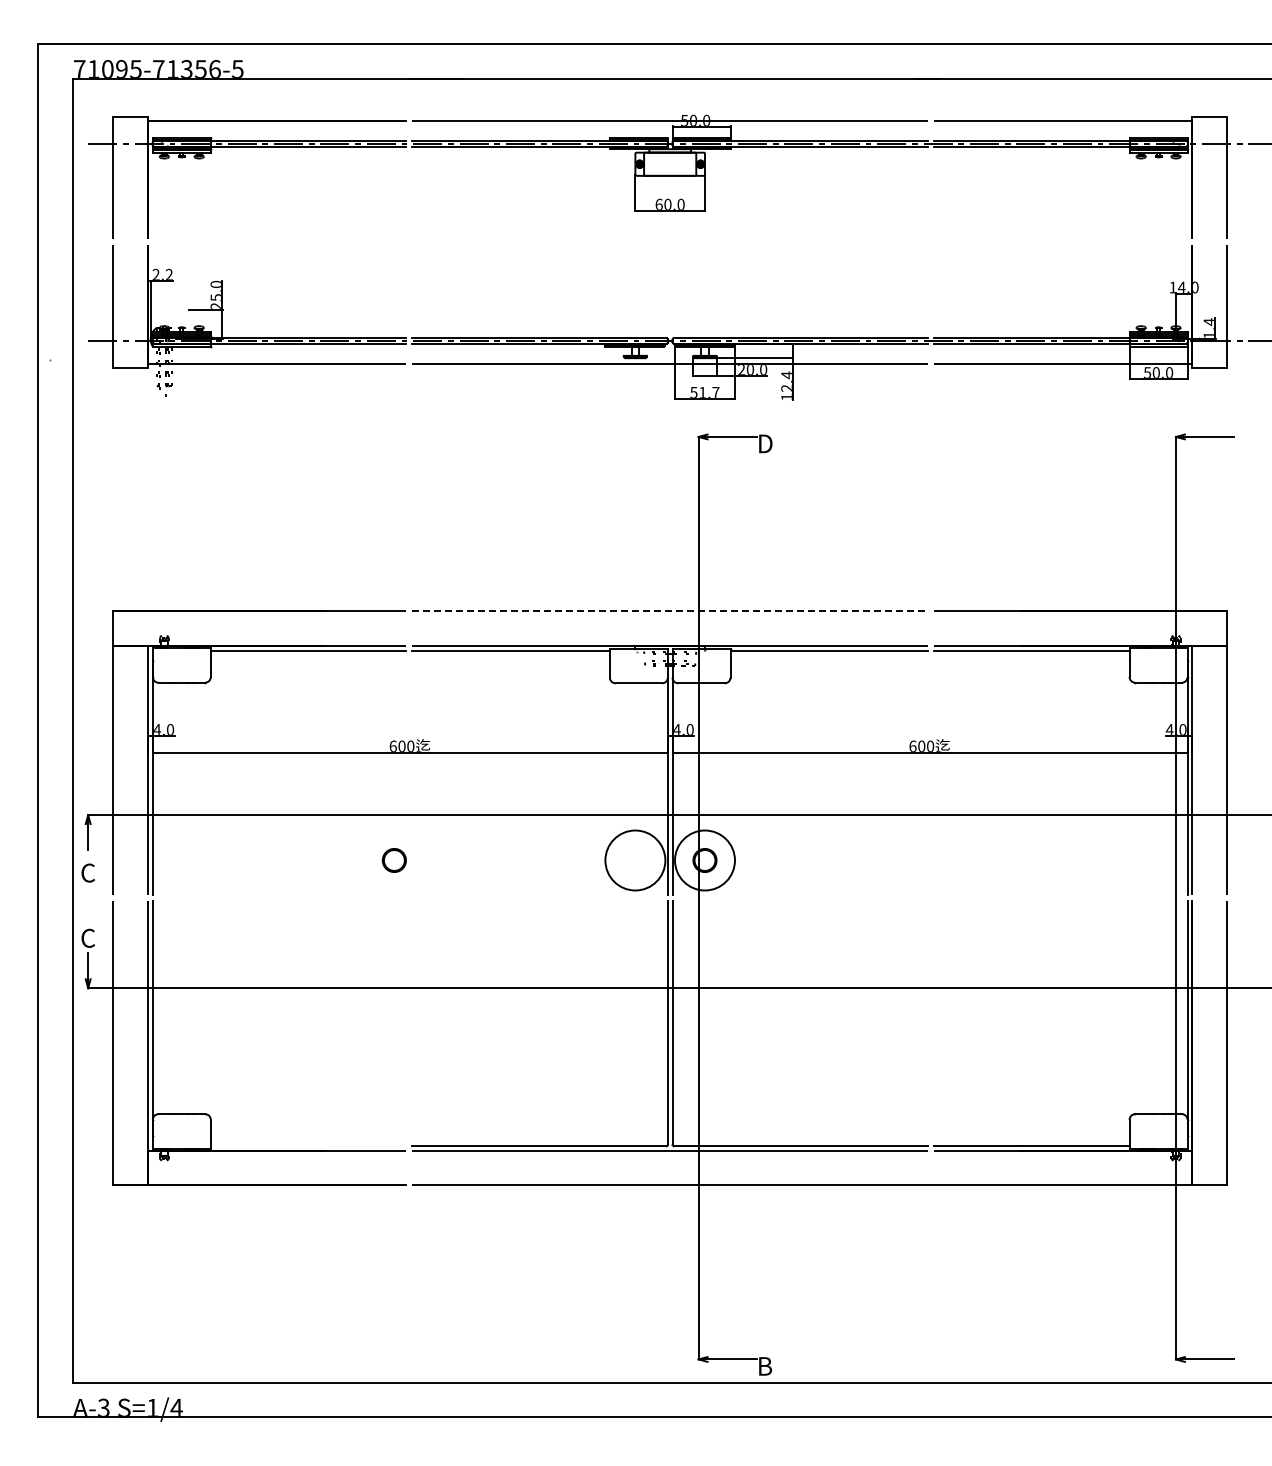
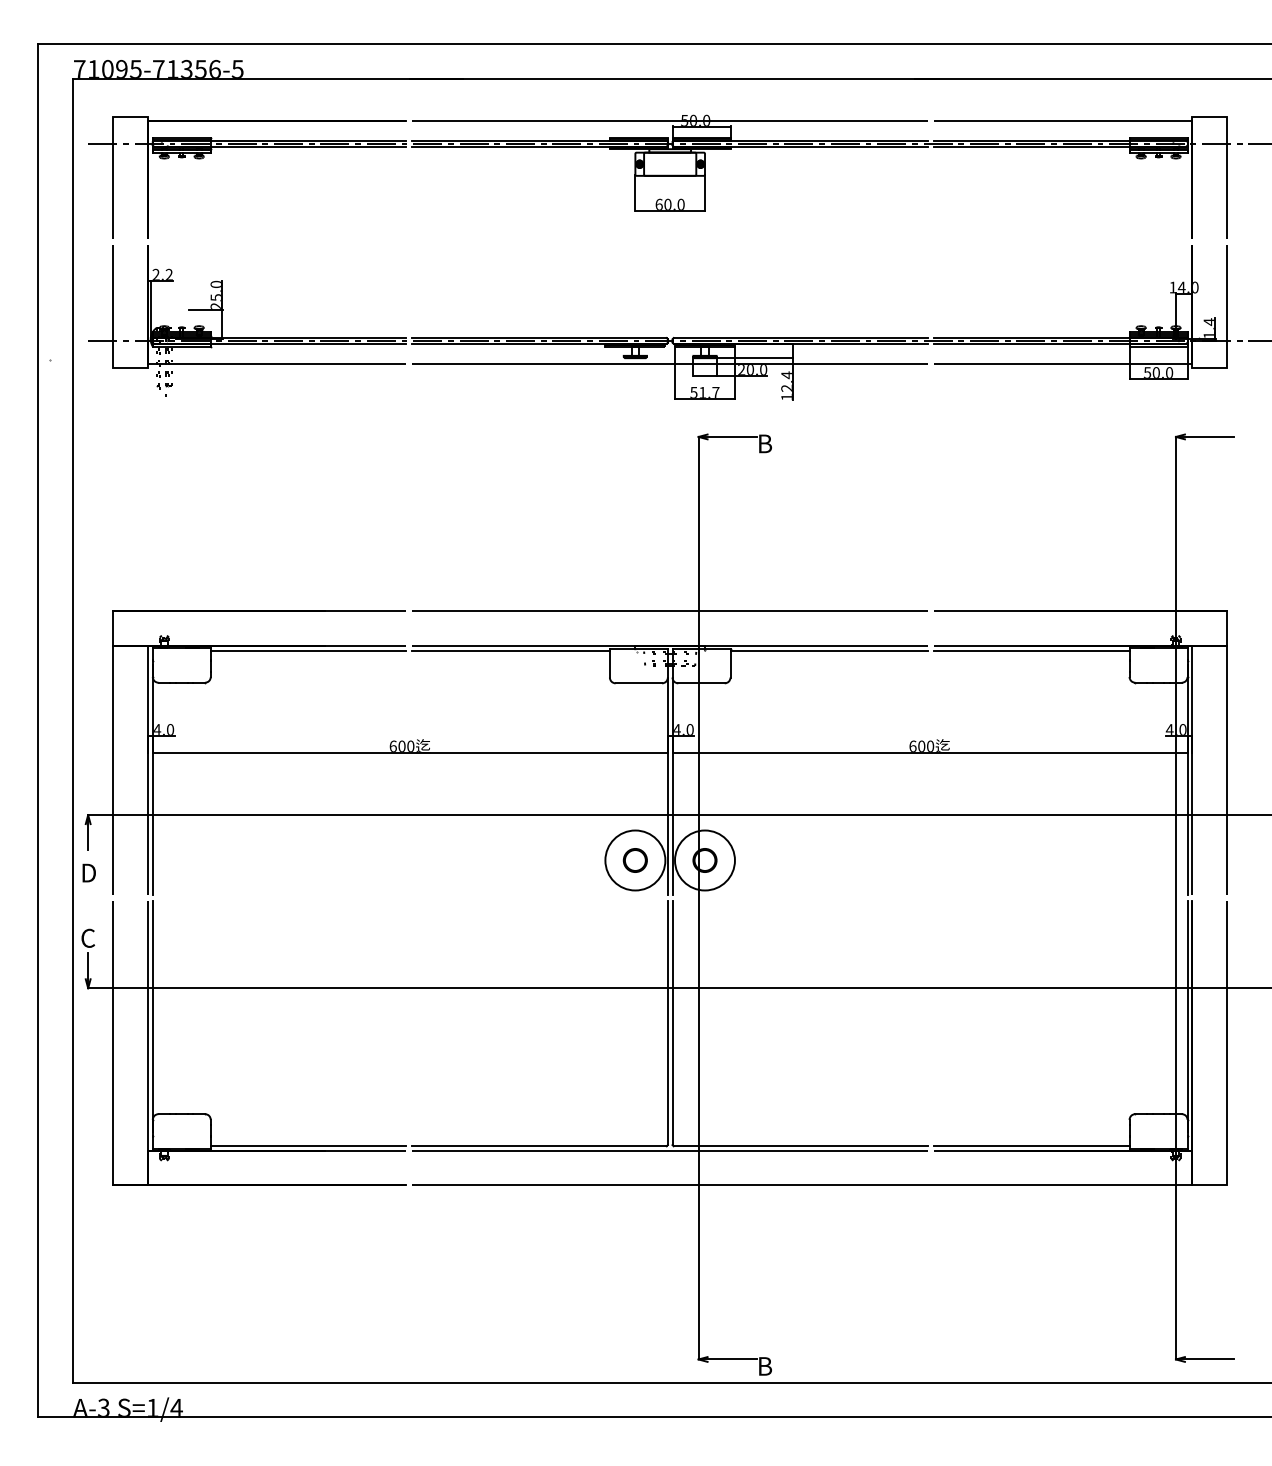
text: D -> B (766, 443)
line: dashed -> solid (670, 610)
circle position: (393, 860) -> (634, 860) (634, 860)
text: C -> D (88, 872)
line: none -> present (308, 1146)
